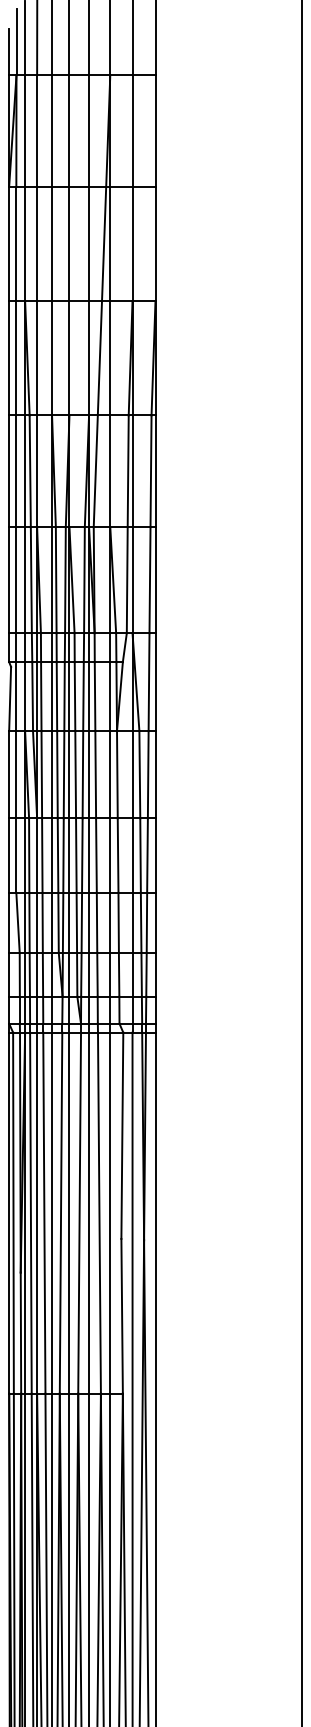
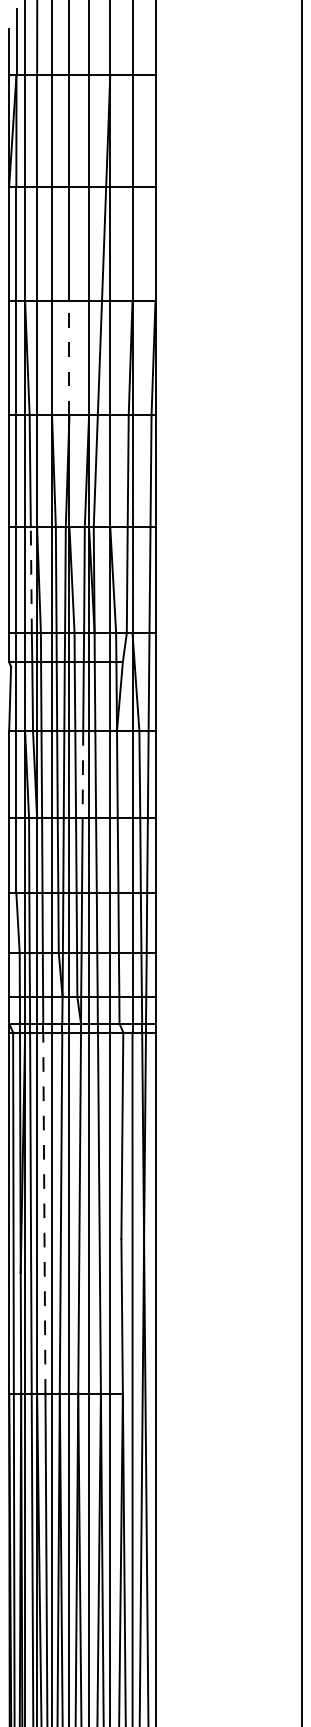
line: solid -> dashed (69, 357)
line: solid -> dashed (31, 579)
line: solid -> dashed (82, 774)
line: solid -> dashed (44, 1213)
